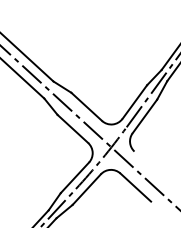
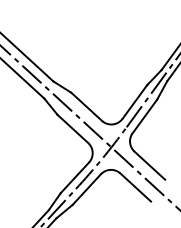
line: none -> present (149, 165)
